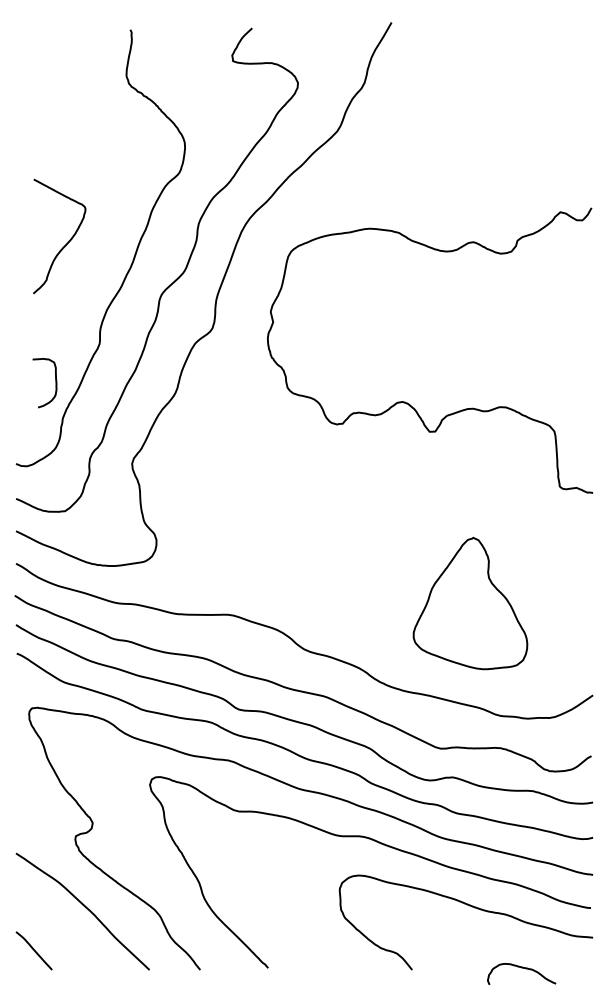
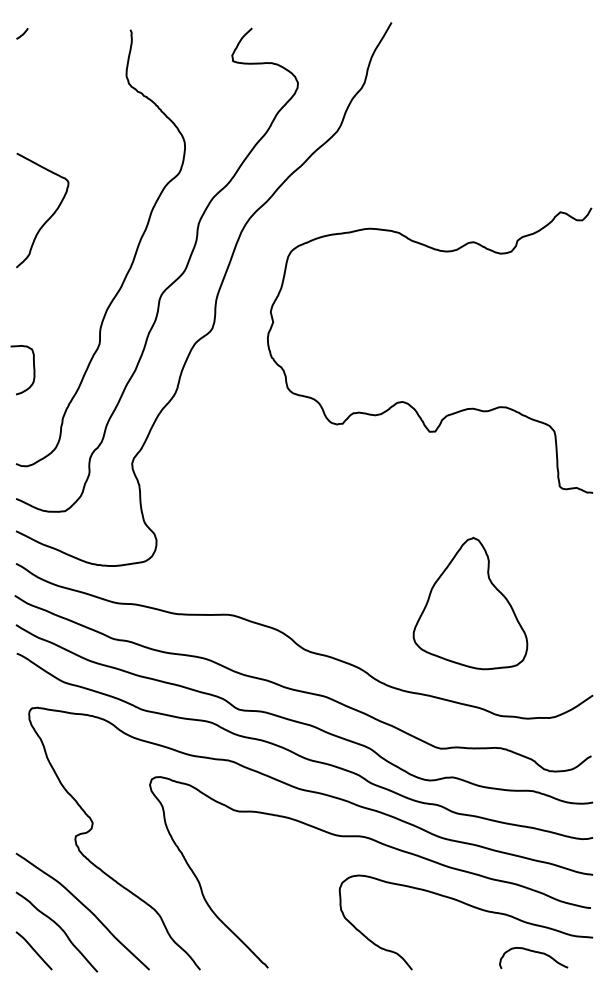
line: none -> present (22, 33)
curve position: (68, 240) -> (51, 214) (51, 214)
curve position: (55, 383) -> (33, 370) (33, 370)
curve: none -> present (59, 928)
curve position: (521, 968) -> (533, 952) (533, 952)
